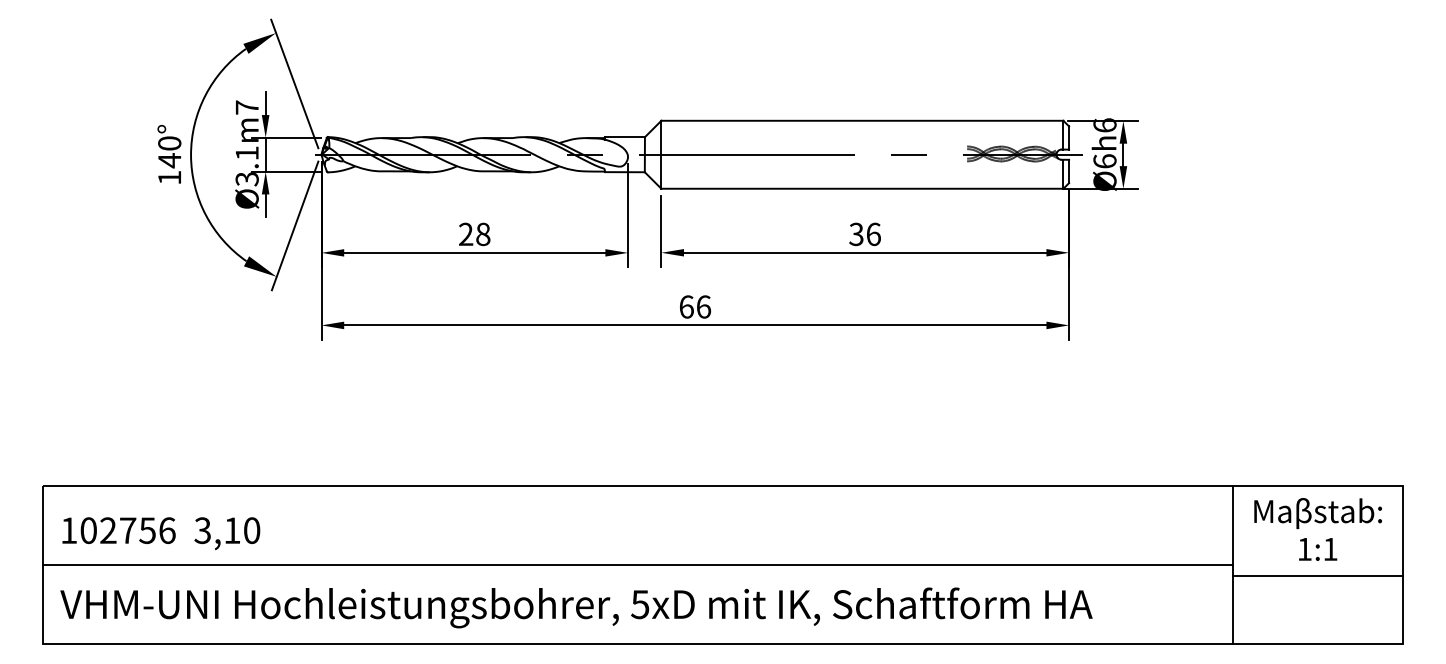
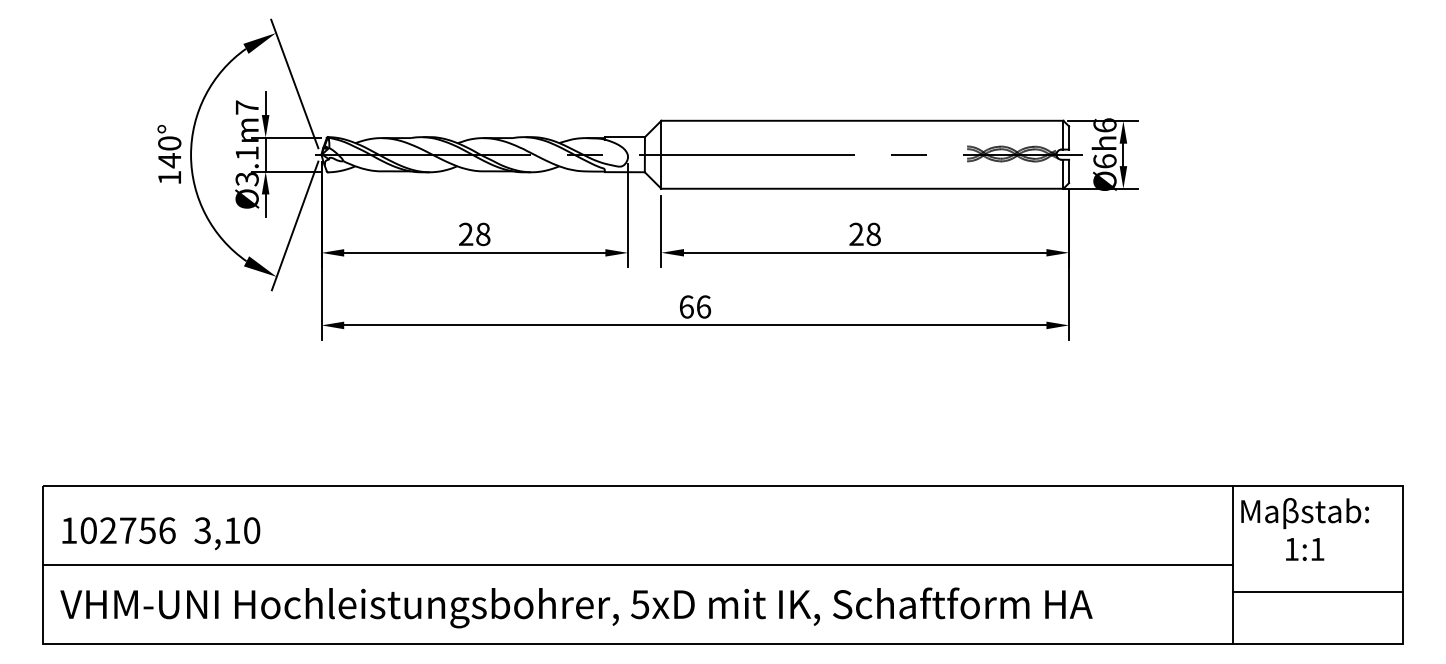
text: 36 -> 28 (864, 234)
text position: (1317, 529) -> (1304, 529) (1304, 529)
line position: (1317, 576) -> (1317, 592) (1317, 592)
